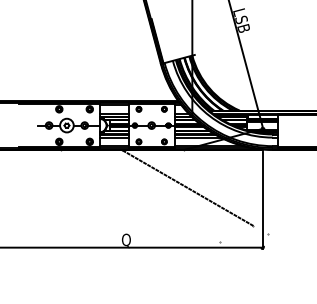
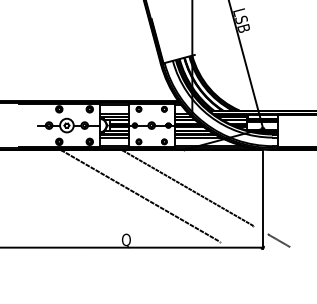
line: none -> present (139, 195)
line: none -> present (279, 240)
